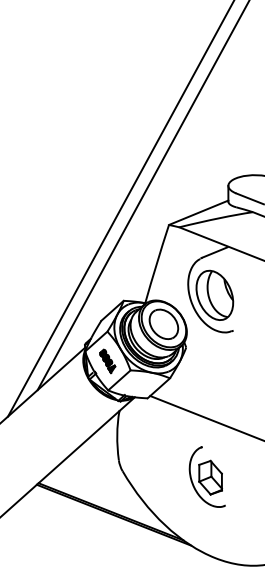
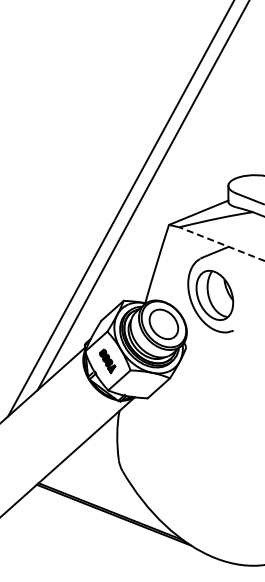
line: solid -> dashed (221, 244)
line: present -> none (205, 418)
part: present -> none (206, 476)
